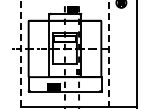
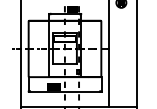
line: dashed -> solid (108, 53)
line: dashed -> solid (21, 54)
